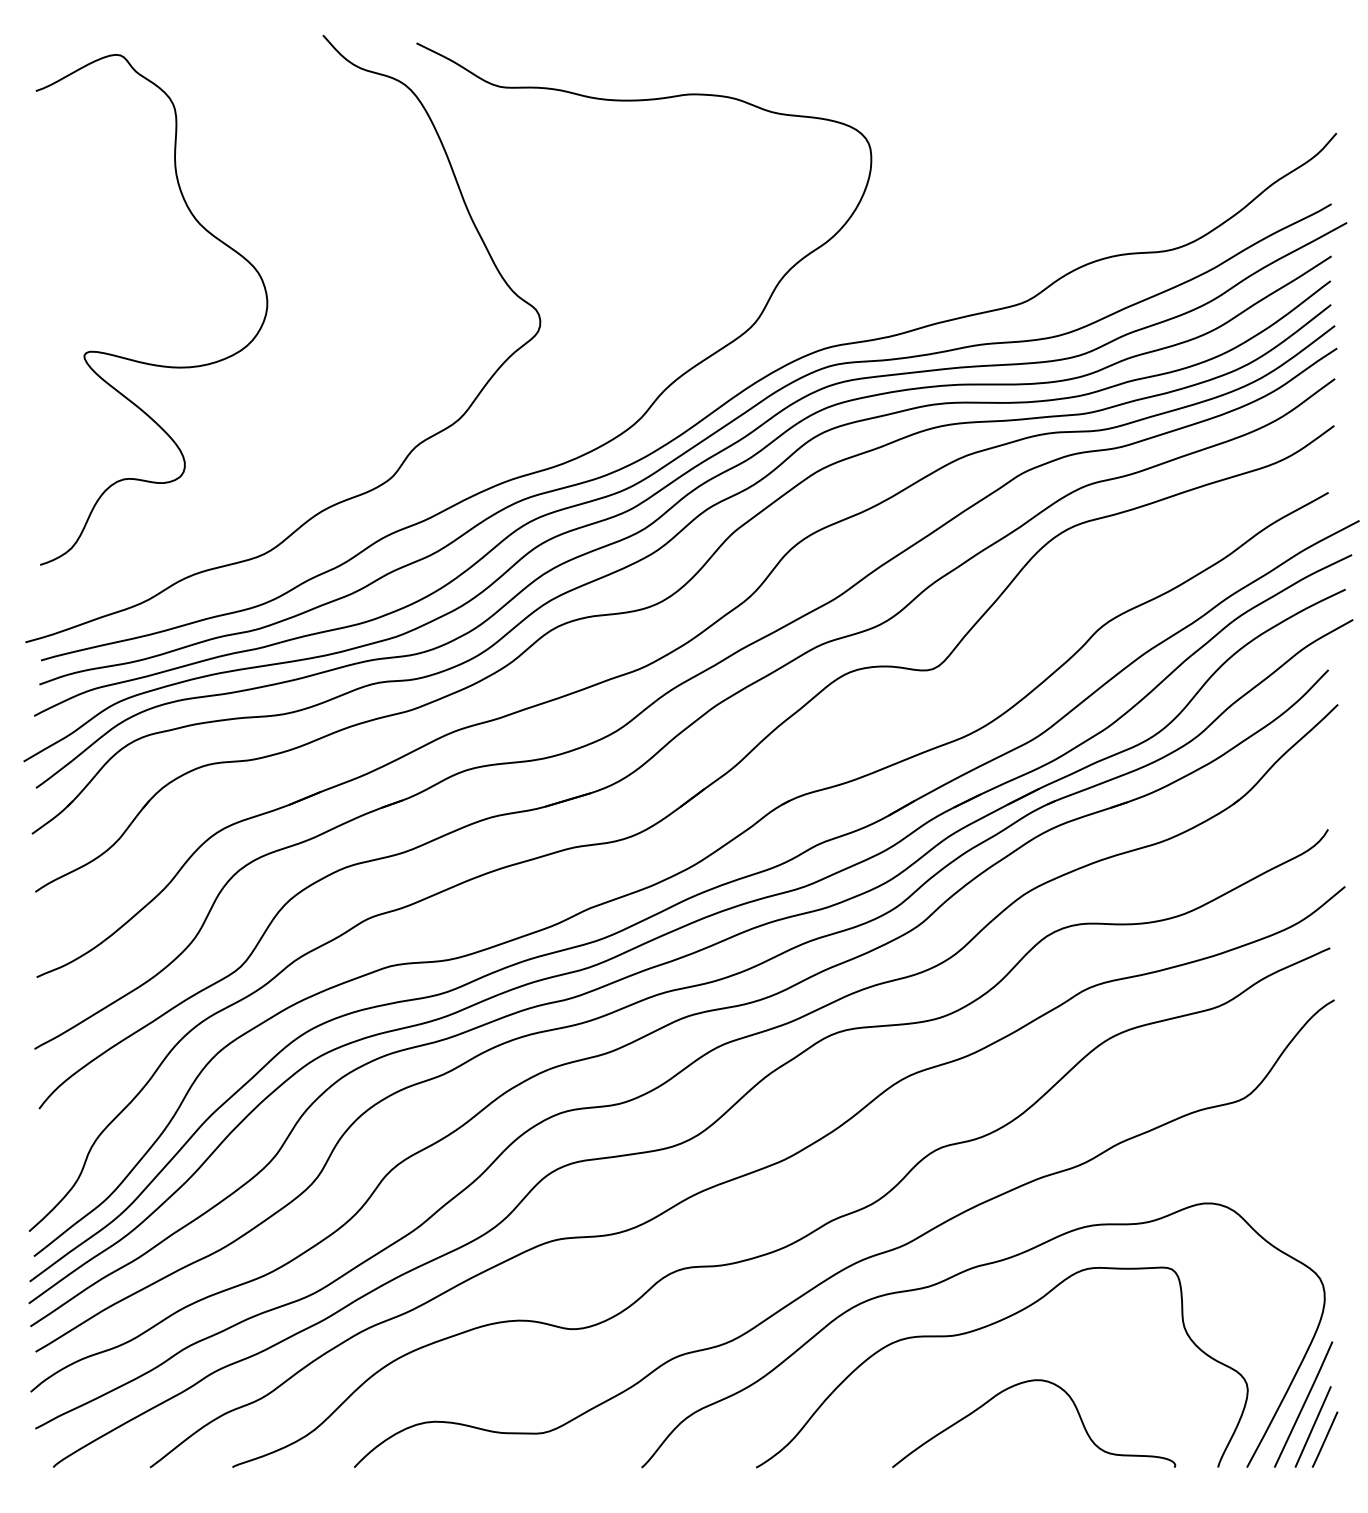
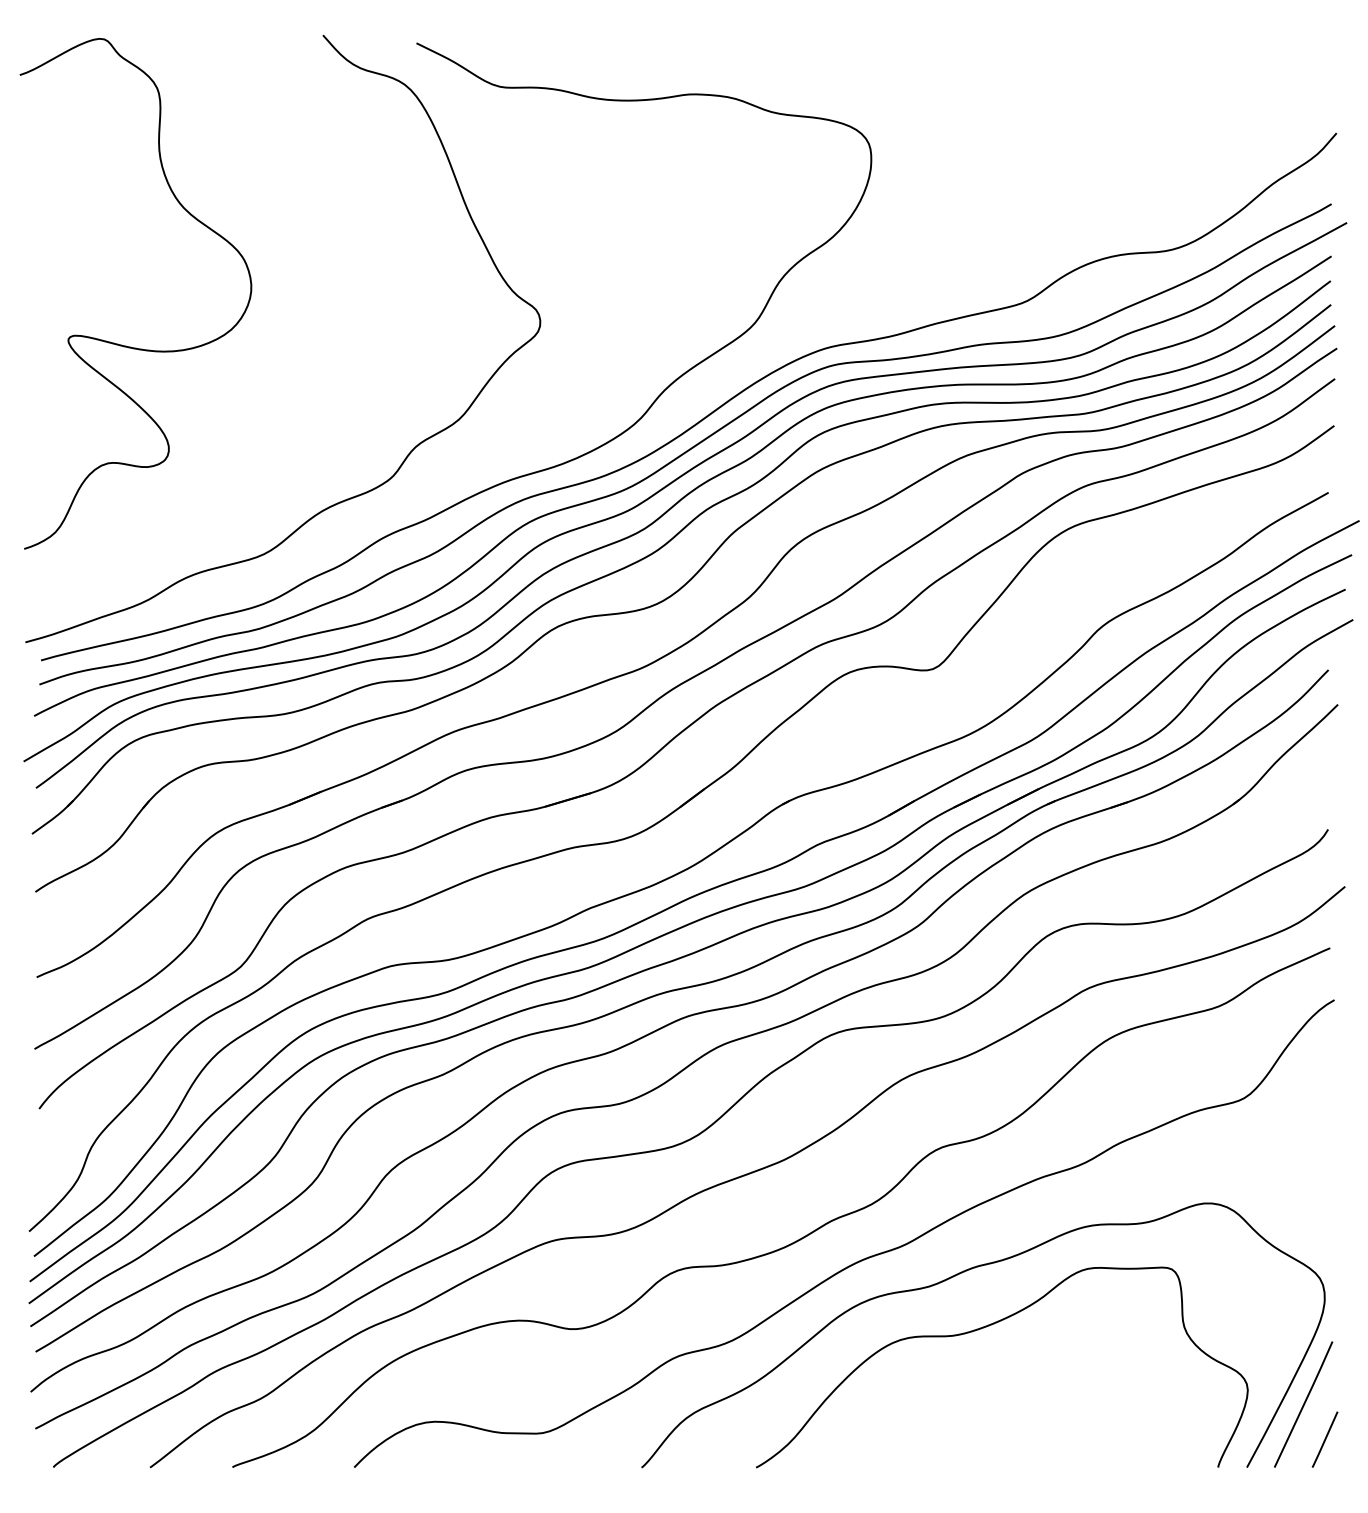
curve position: (142, 361) -> (126, 345) (126, 345)
curve: present -> none (1024, 1383)
line: present -> none (1312, 1426)
